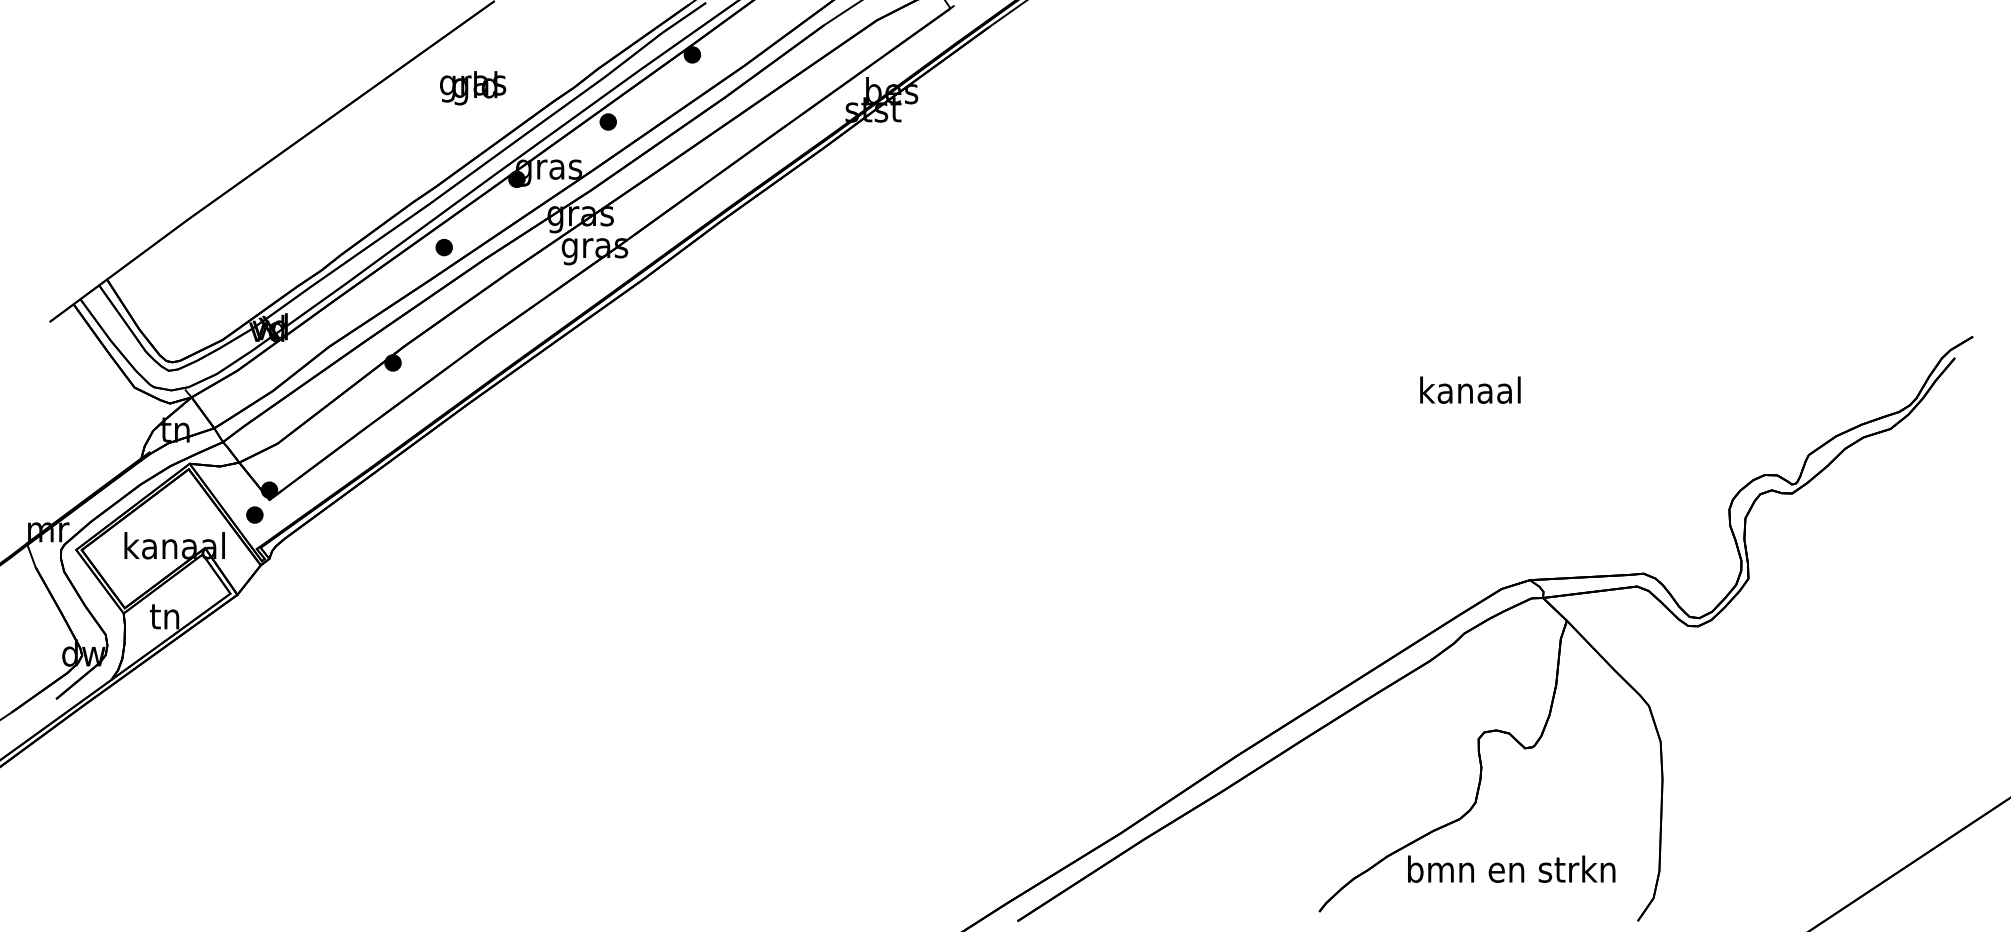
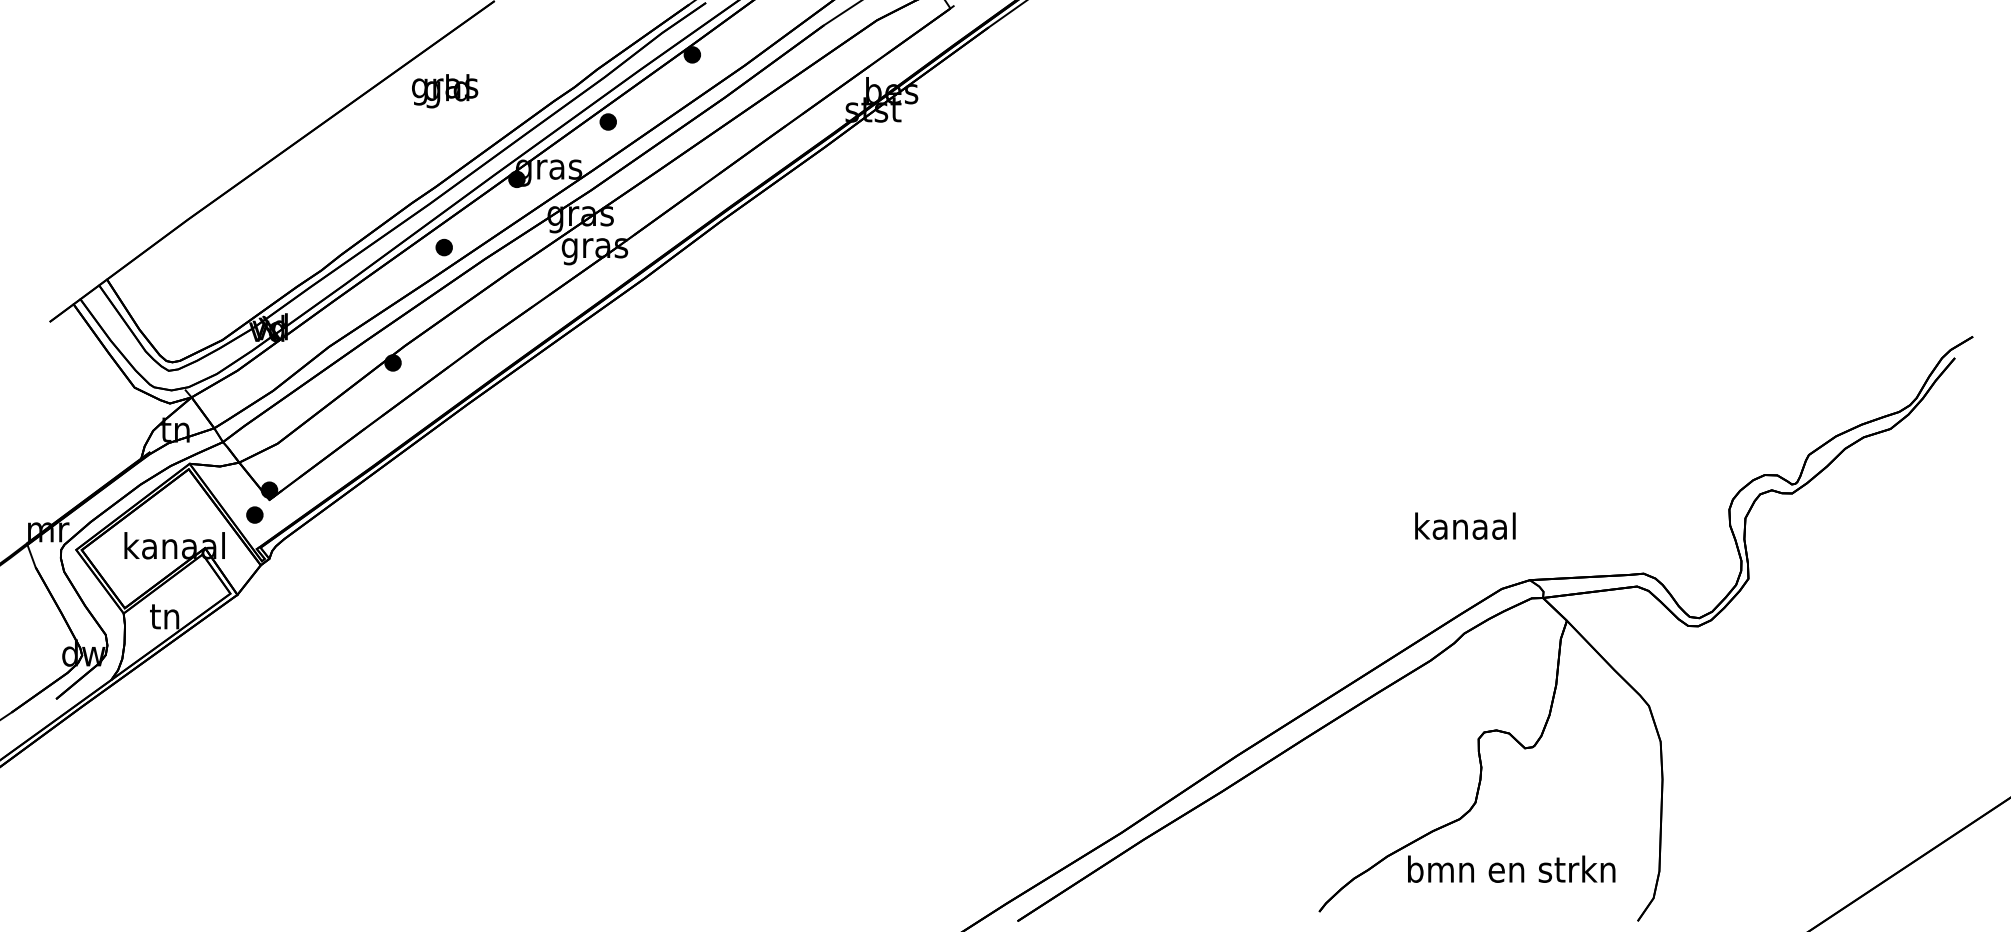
text position: (473, 88) -> (445, 91) (445, 91)
text position: (1470, 389) -> (1465, 525) (1465, 525)
